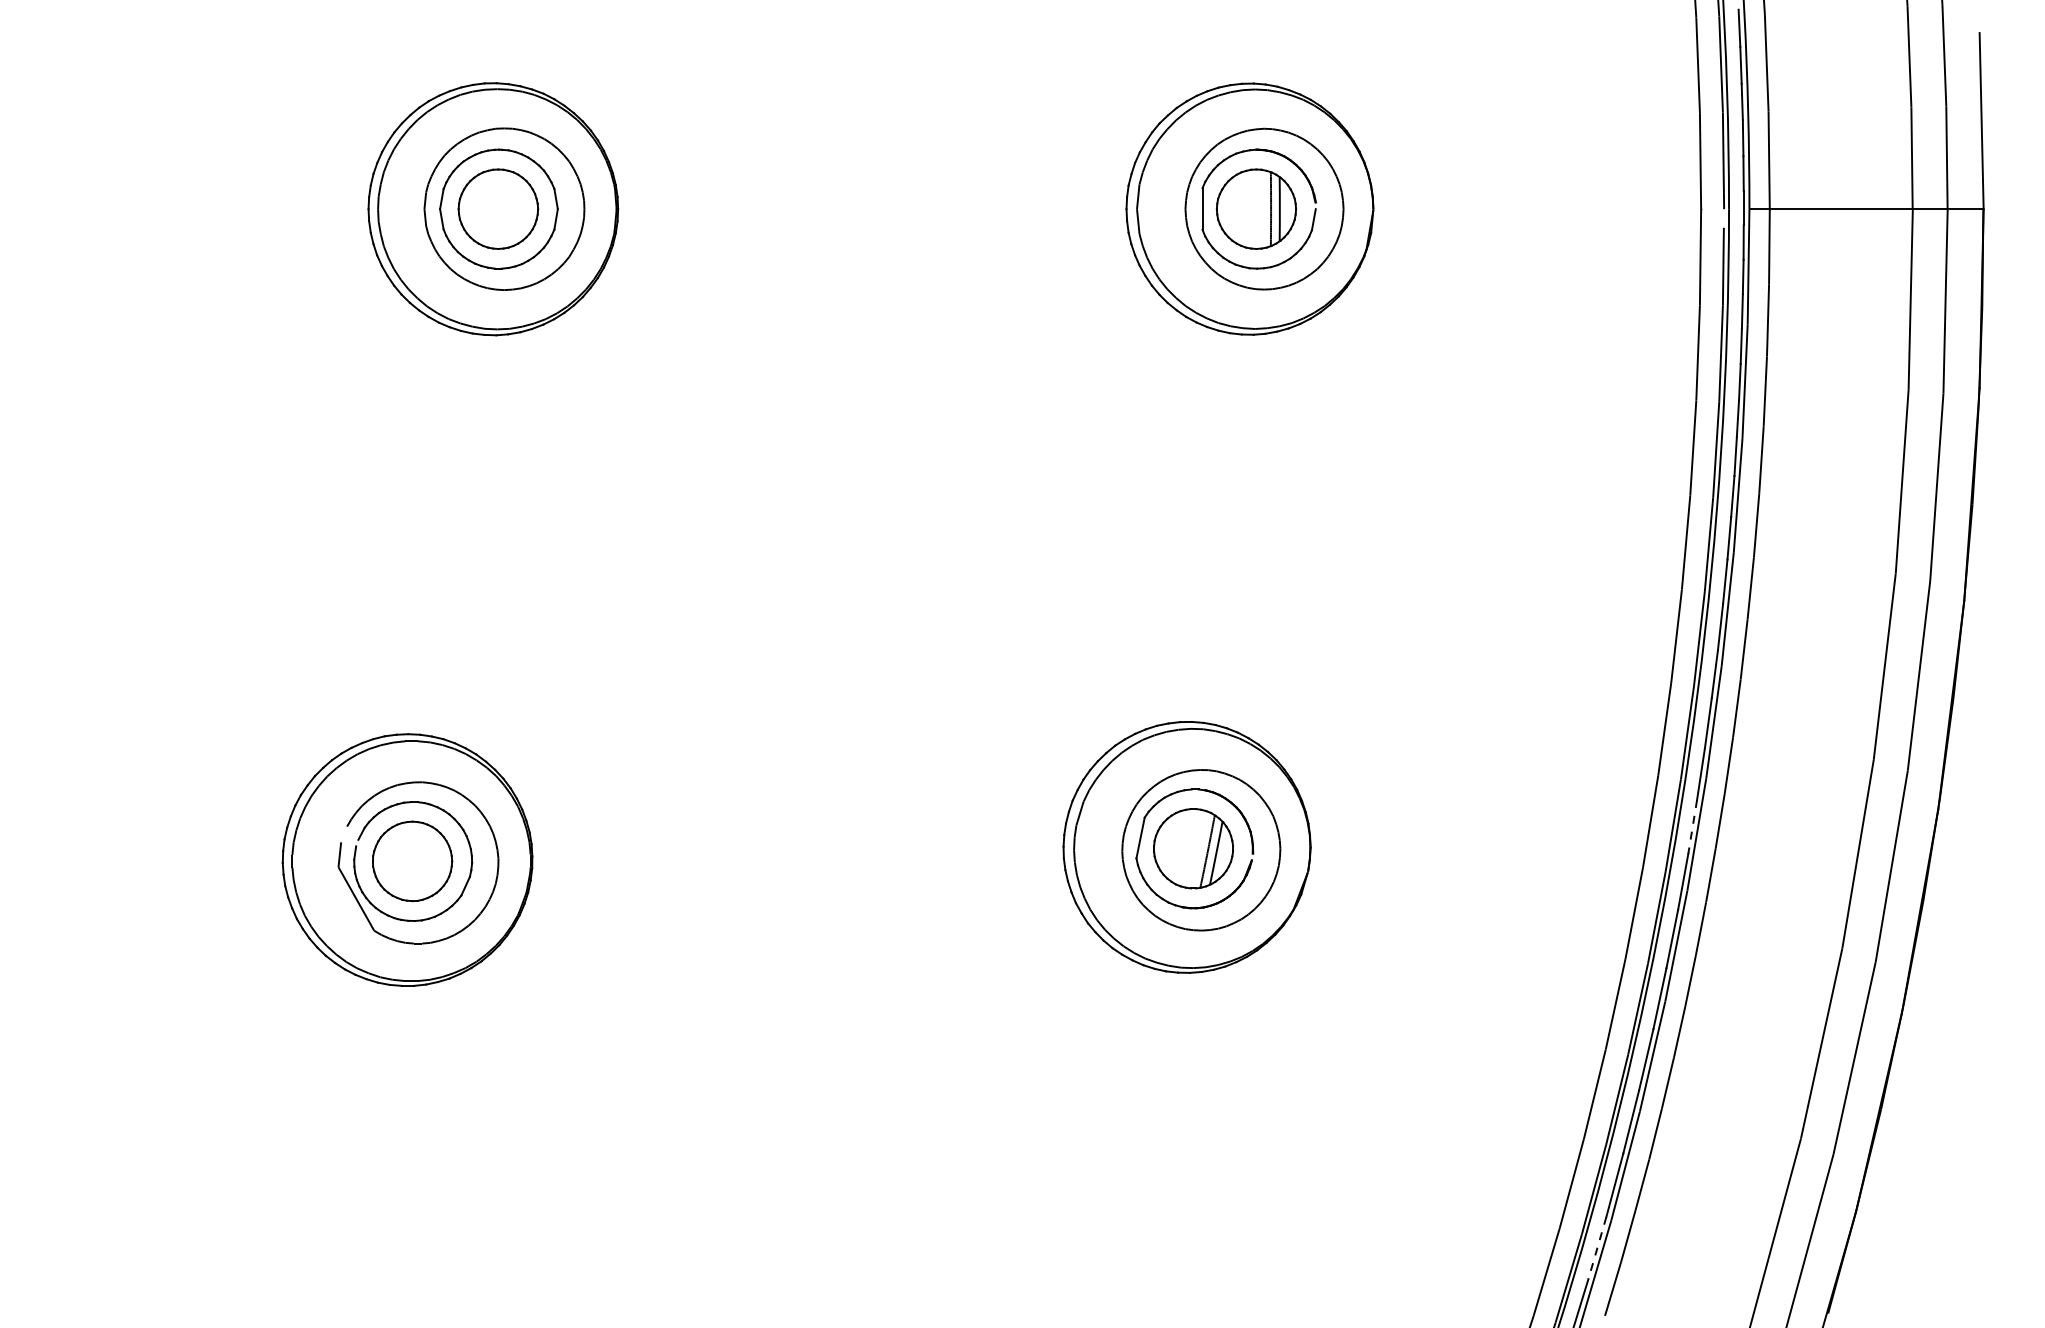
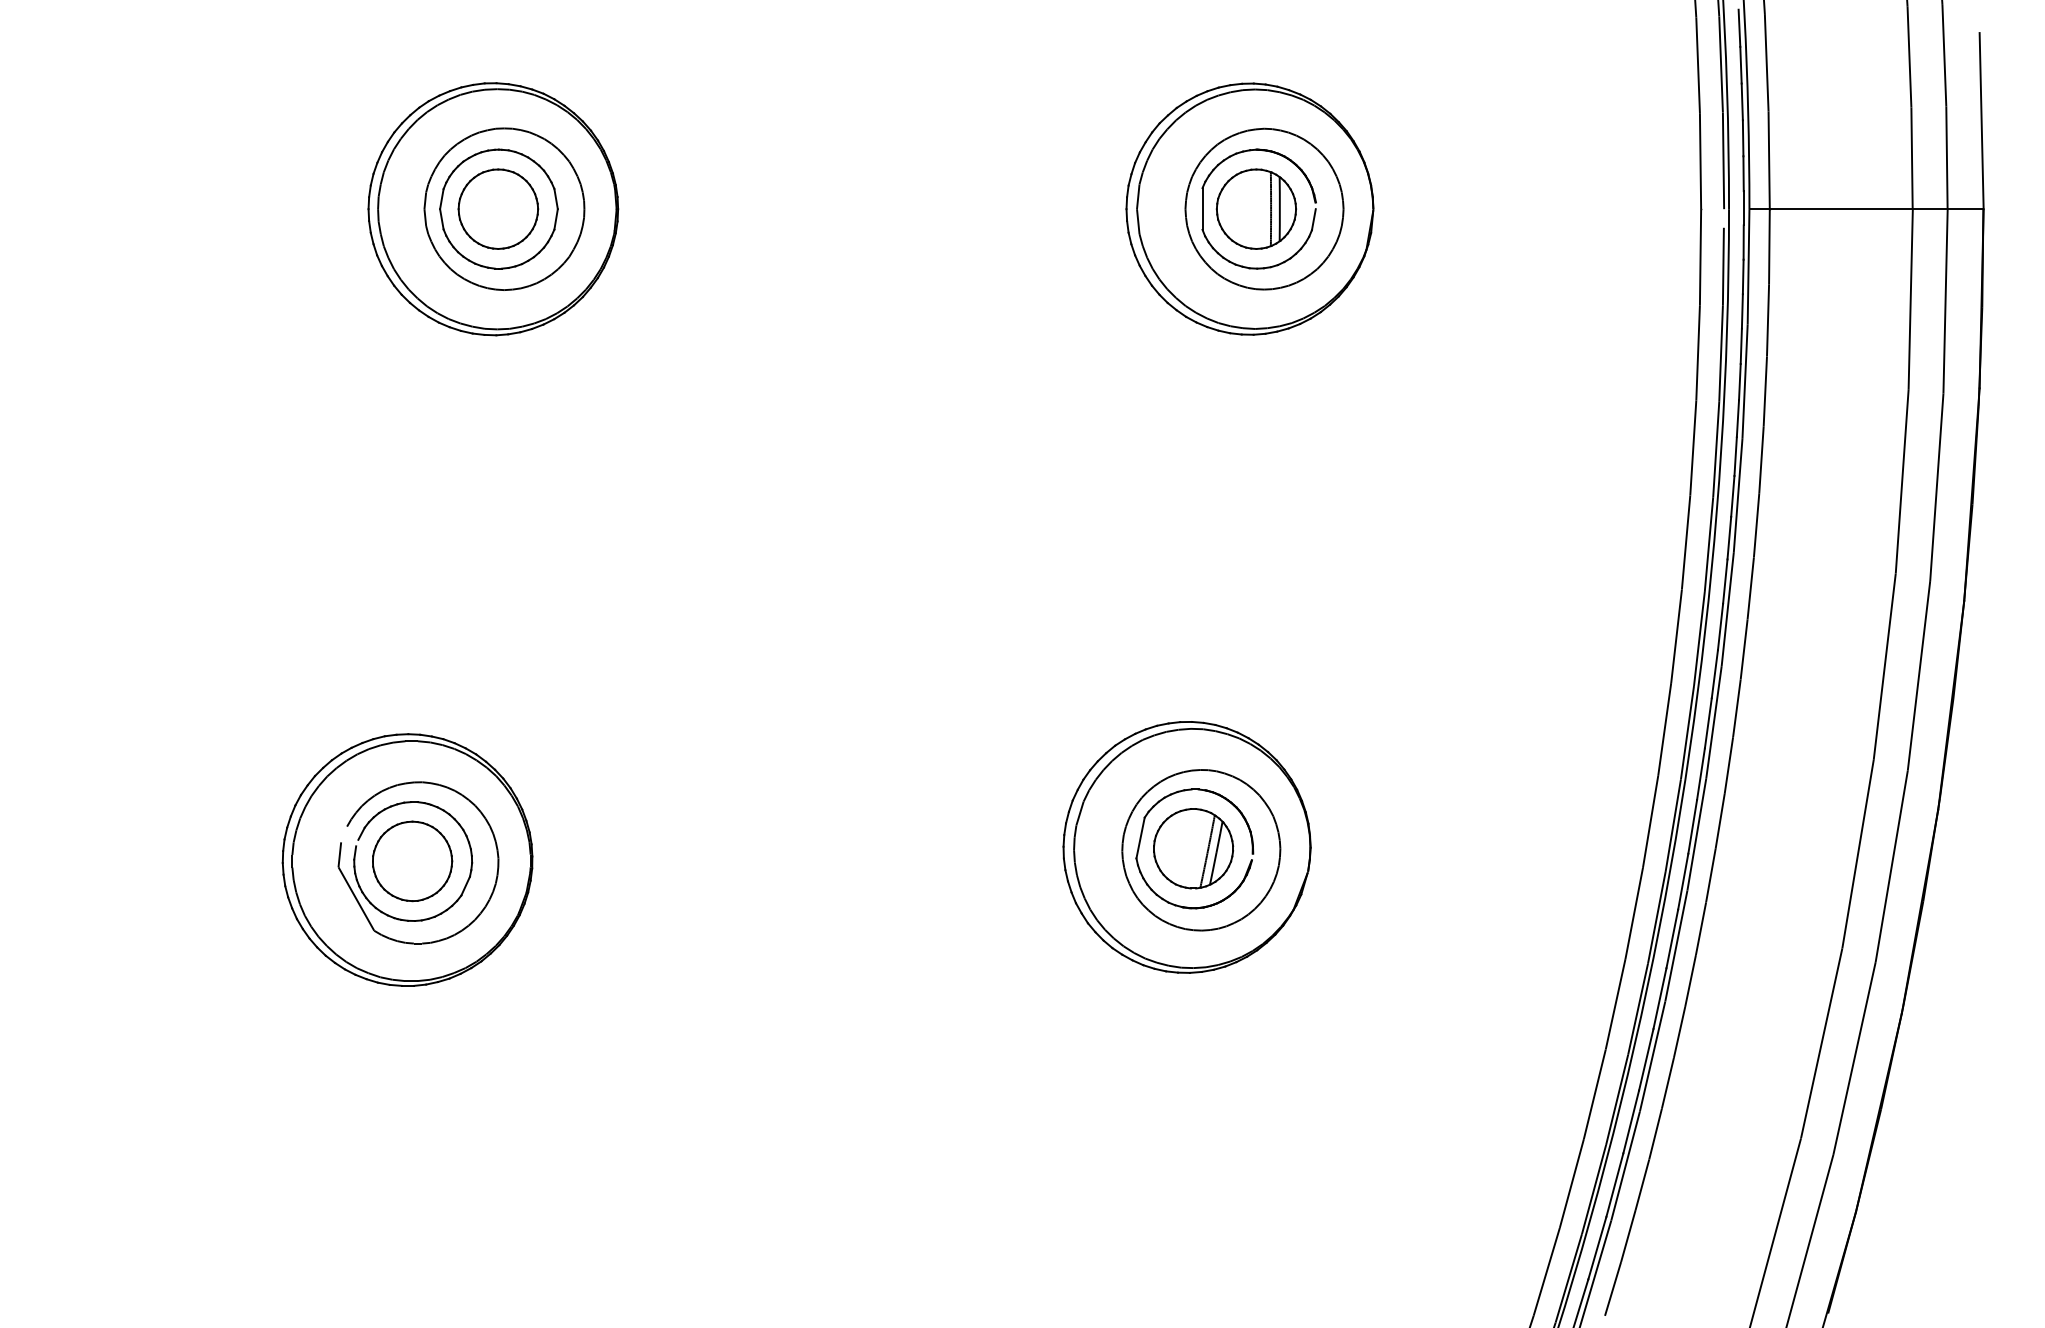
line: dashed -> solid (1692, 827)
line: dashed -> solid (1597, 1248)
